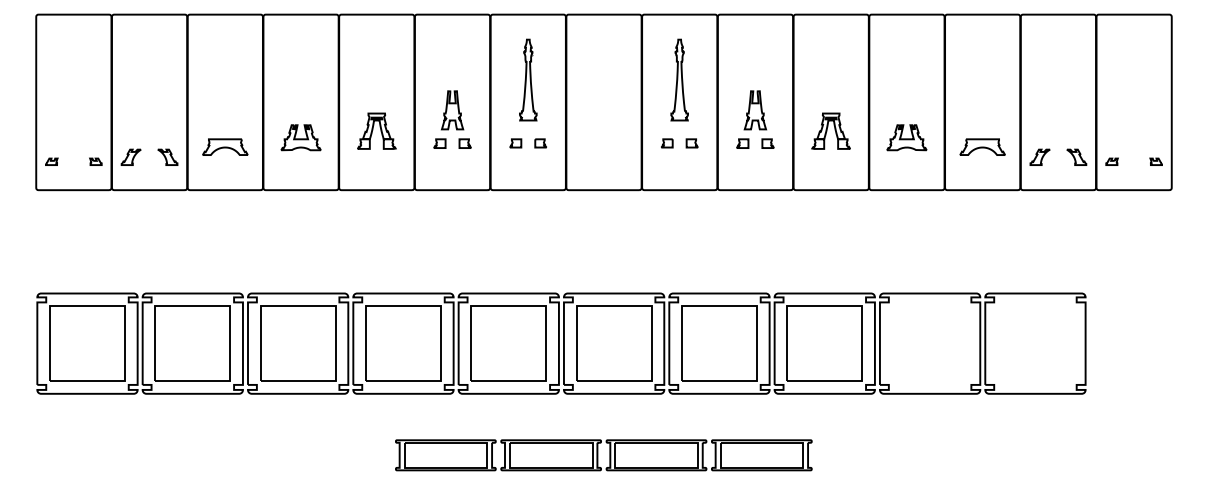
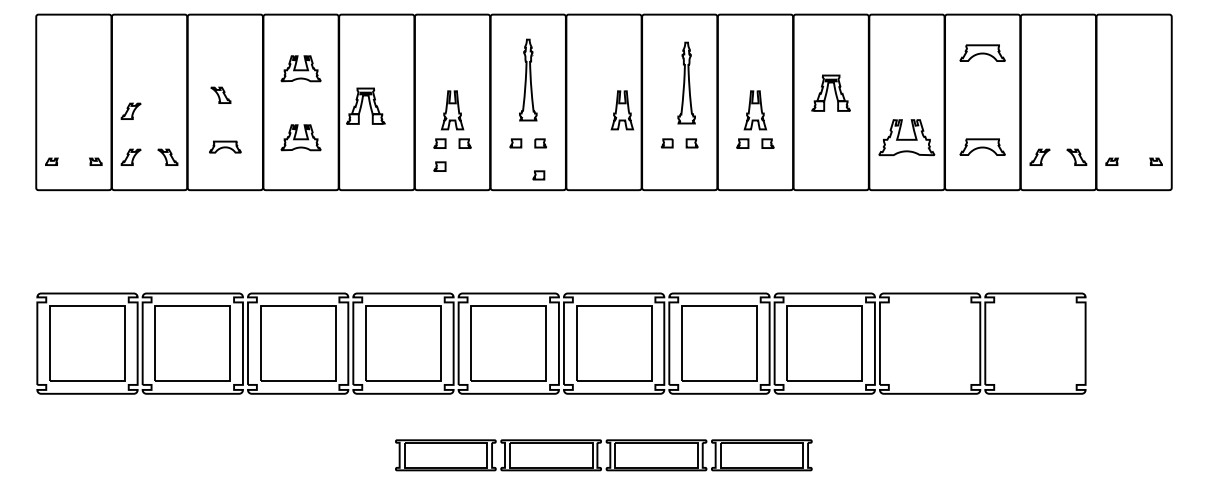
part: none -> present (982, 52)
part: none -> present (300, 68)
part position: (679, 79) -> (686, 82) (686, 82)
part: none -> present (220, 94)
part: none -> present (130, 110)
part: none -> present (621, 110)
part position: (376, 130) -> (365, 105) (365, 105)
part position: (830, 130) -> (830, 92) (830, 92)
part size: 42x28 px -> 58x38 px (906, 137)
part size: 47x18 px -> 33x14 px (225, 146)
part: none -> present (439, 166)
part: none -> present (538, 175)
